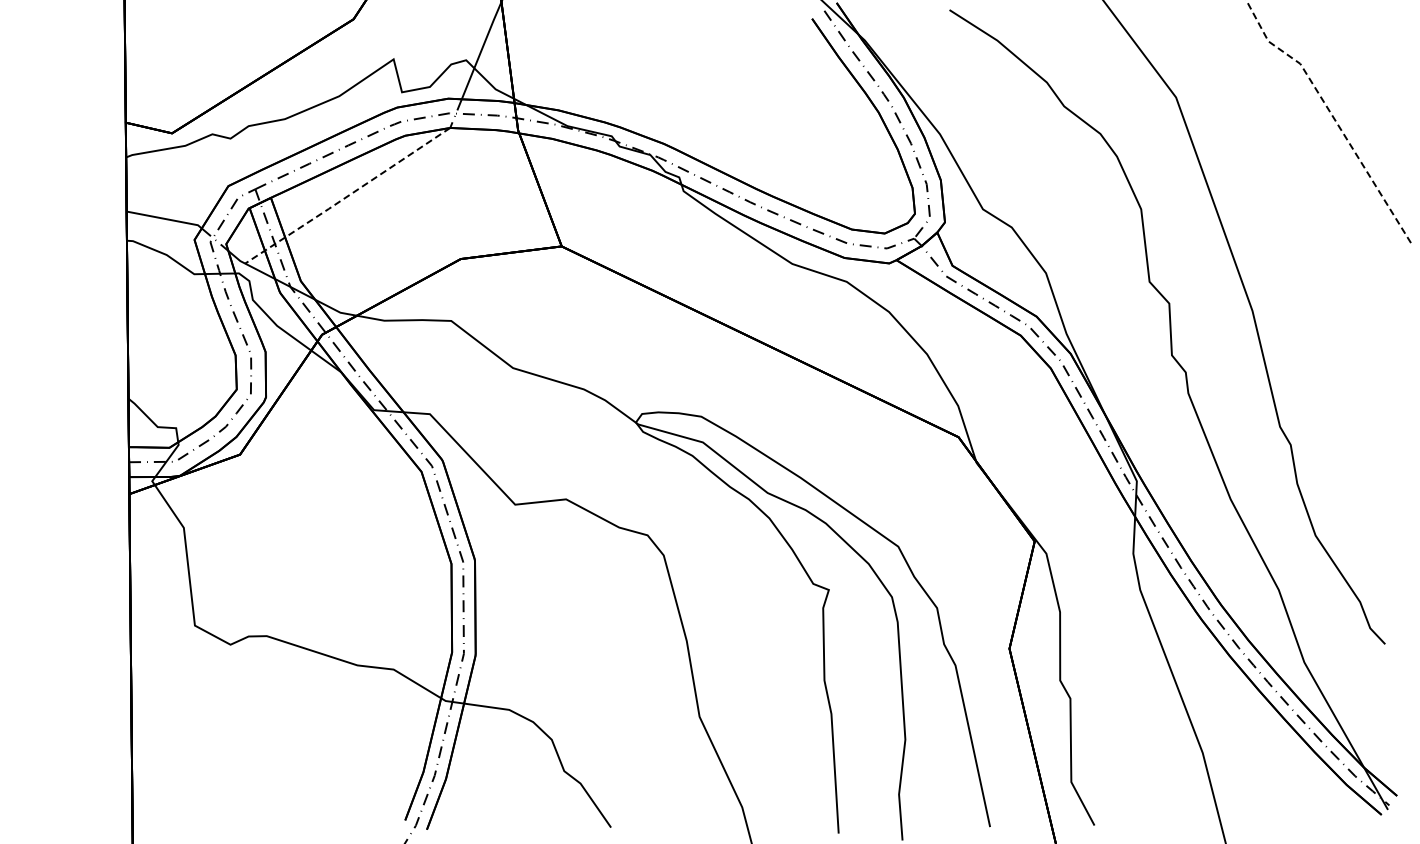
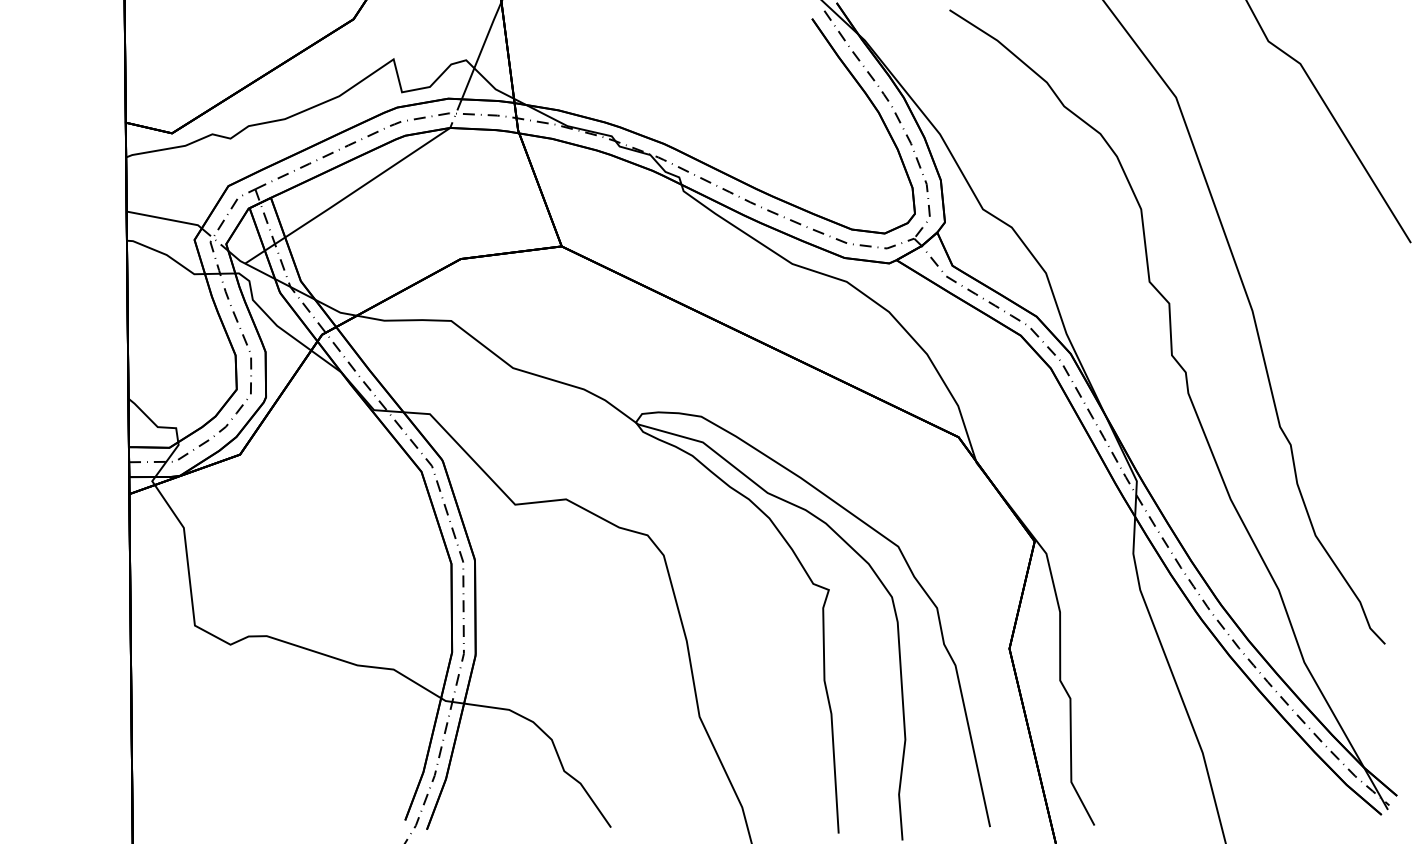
line: dashed -> solid (1332, 115)
line: dashed -> solid (347, 196)
